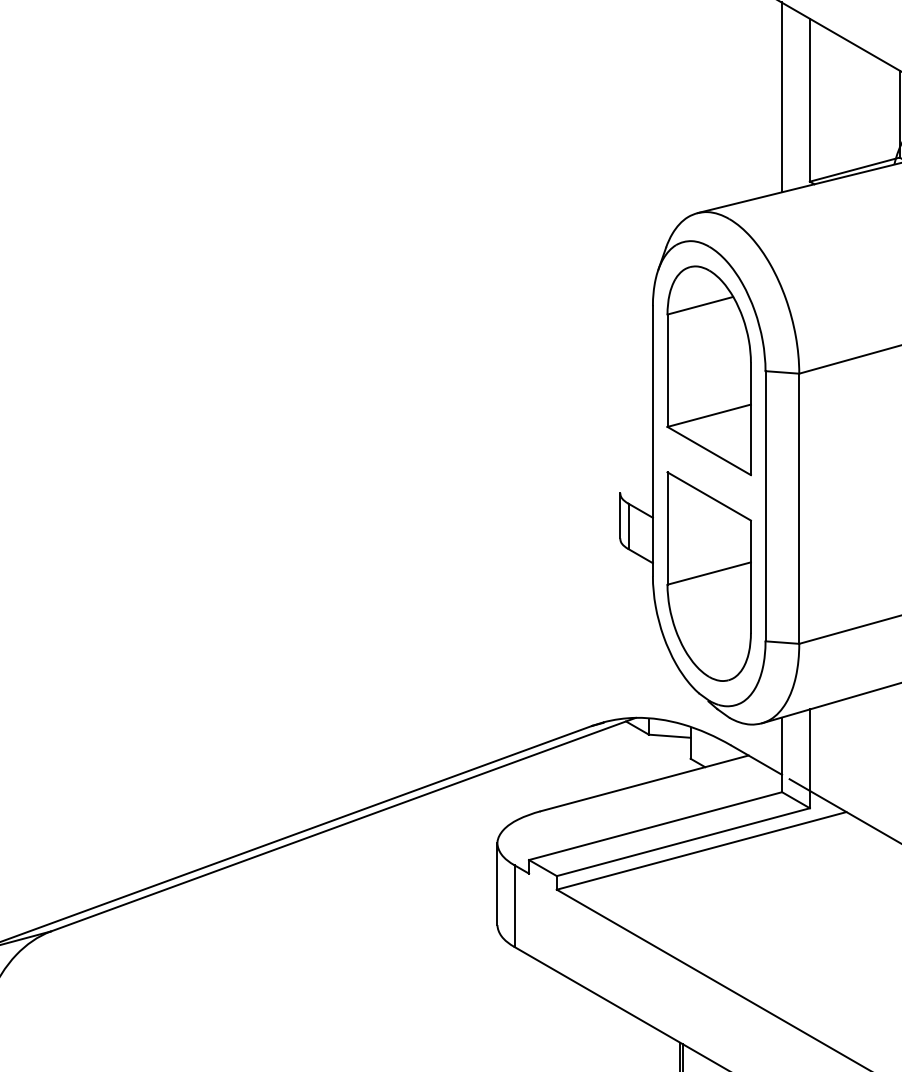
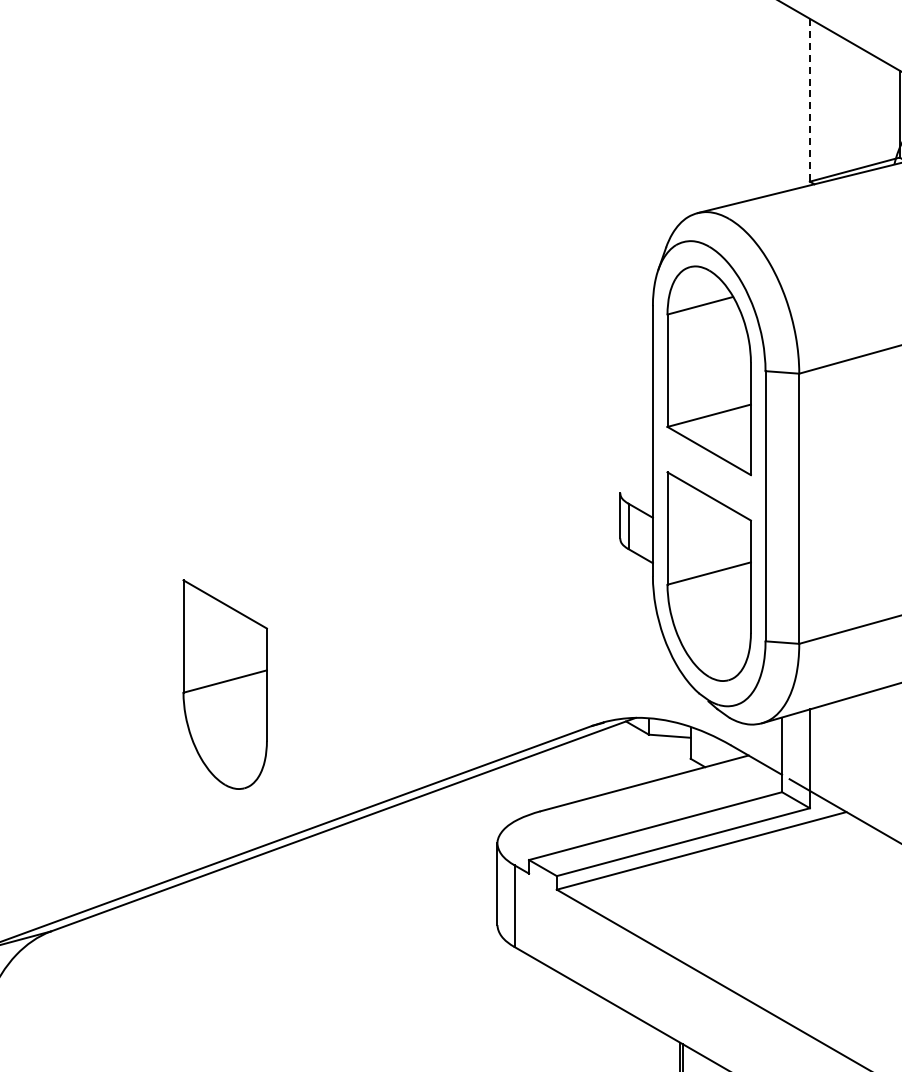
line: present -> none (782, 97)
line: solid -> dashed (809, 100)
part: none -> present (224, 684)
